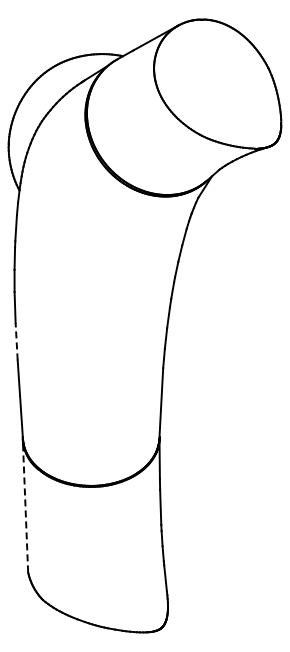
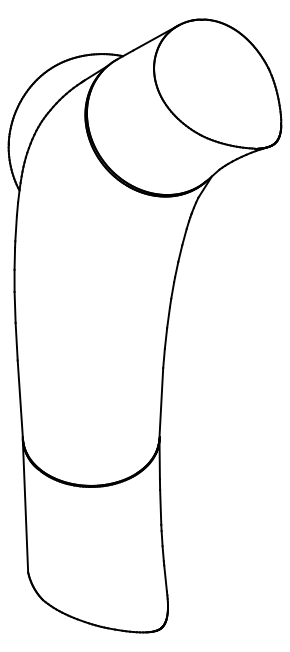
line: dashed -> solid (16, 341)
line: dashed -> solid (25, 506)
